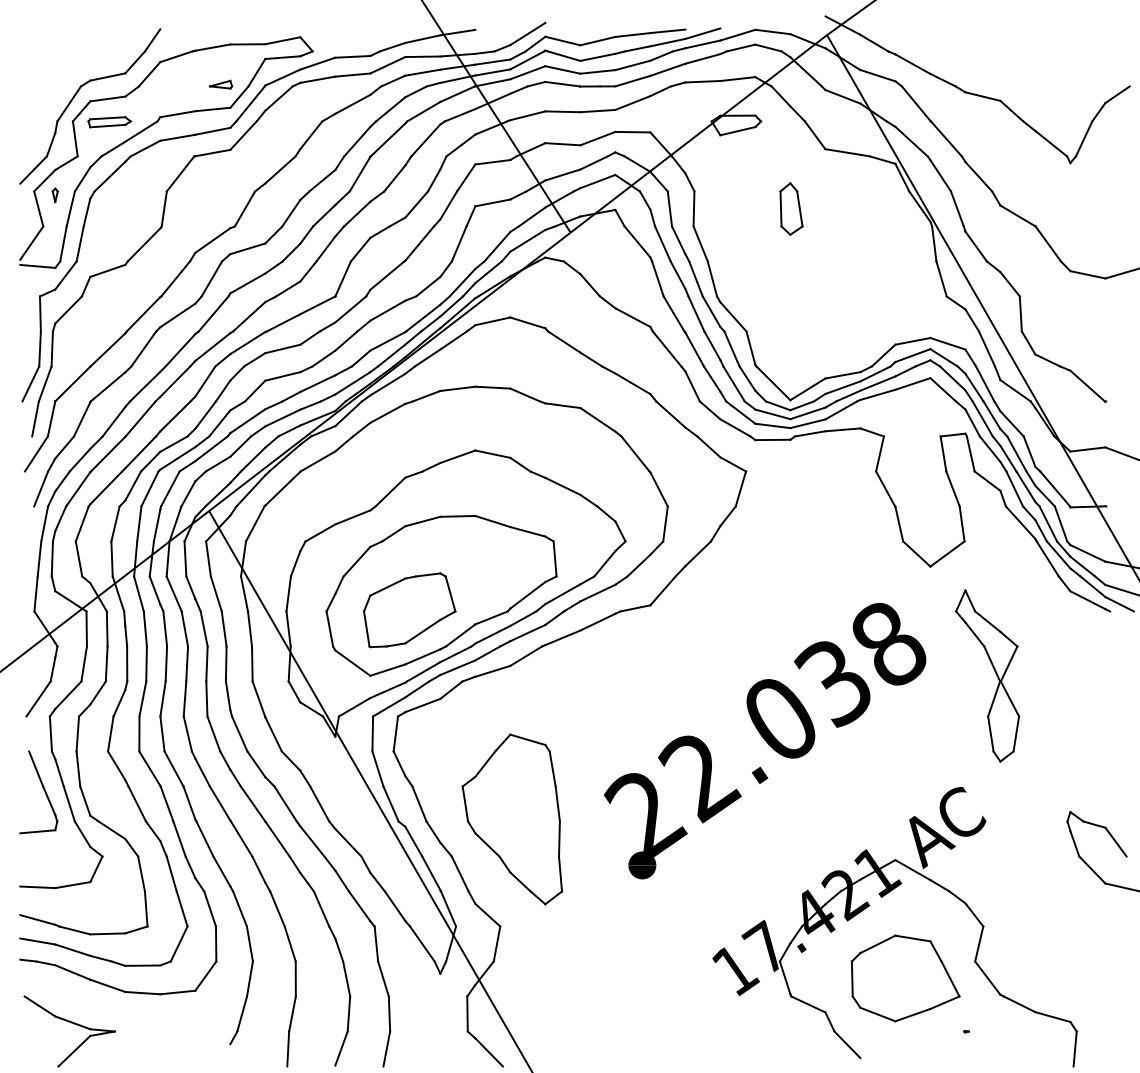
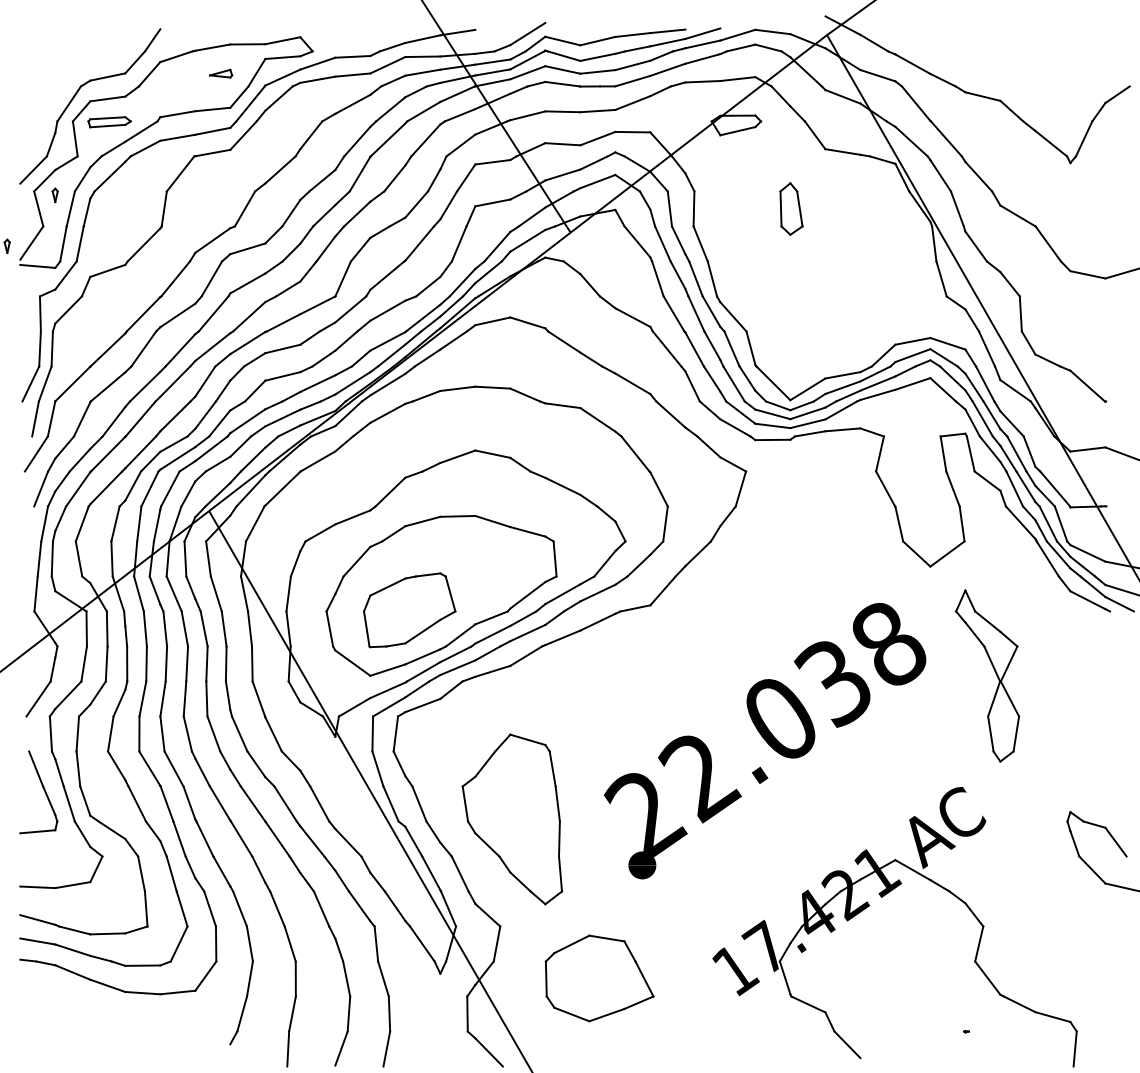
part position: (221, 84) -> (221, 73) (221, 73)
part: none -> present (6, 245)
part position: (905, 978) -> (599, 978) (599, 978)
part: present -> none (71, 1023)
